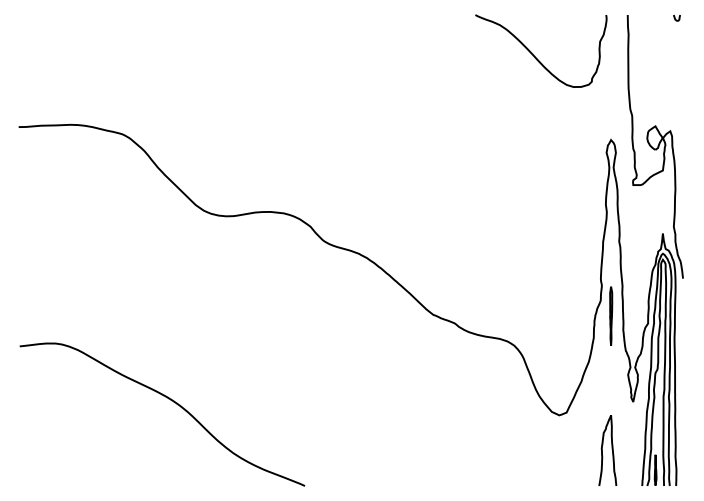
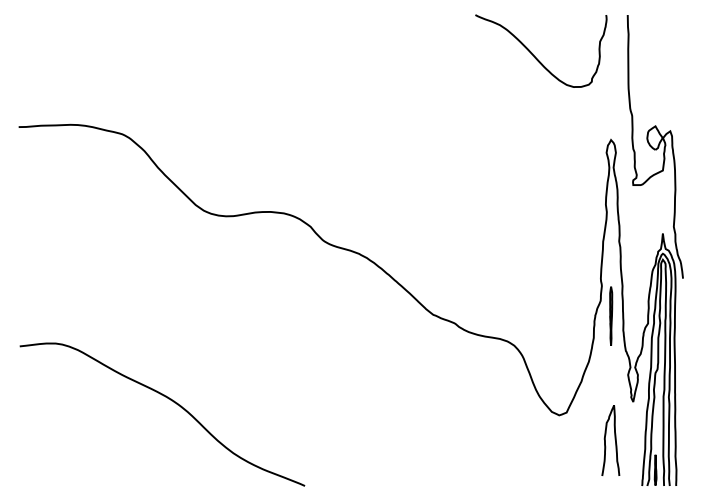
curve: present -> none (675, 18)
curve position: (611, 449) -> (614, 439) (614, 439)
